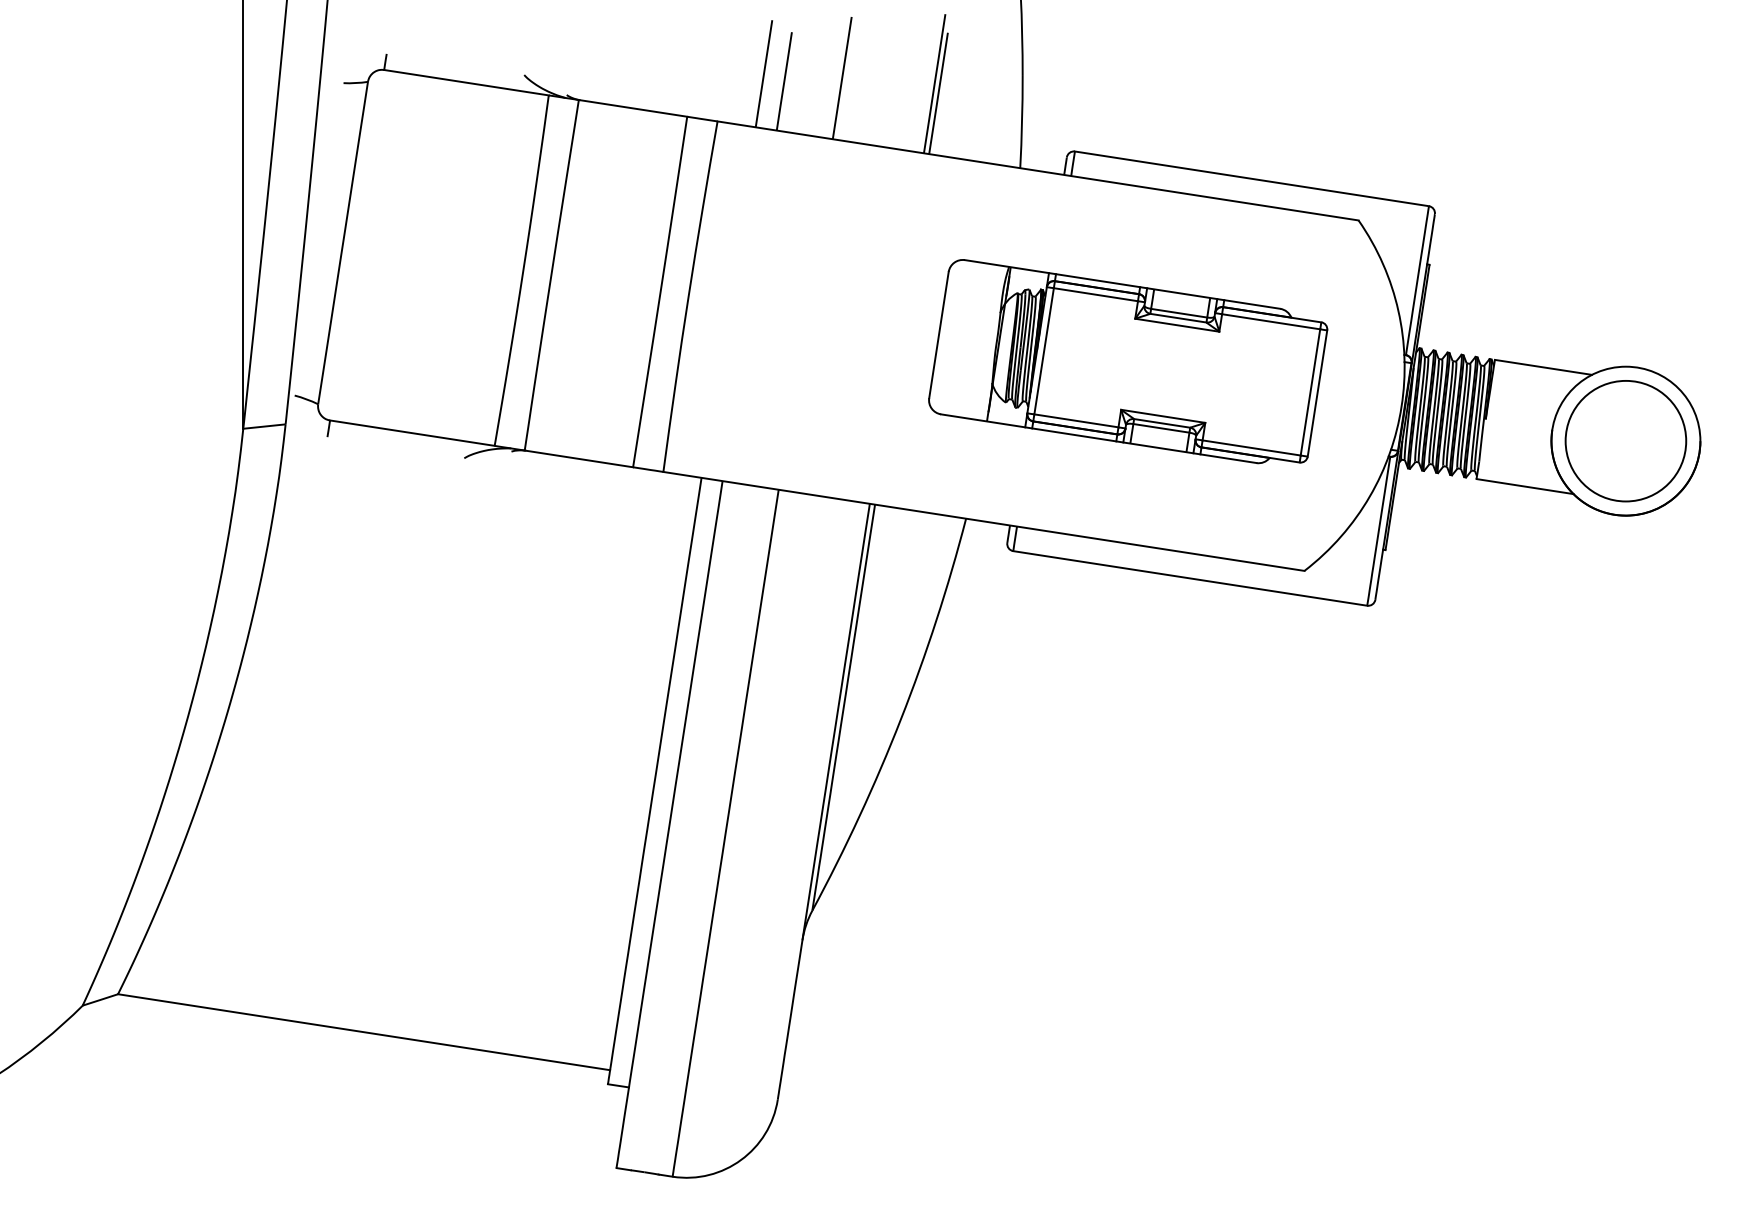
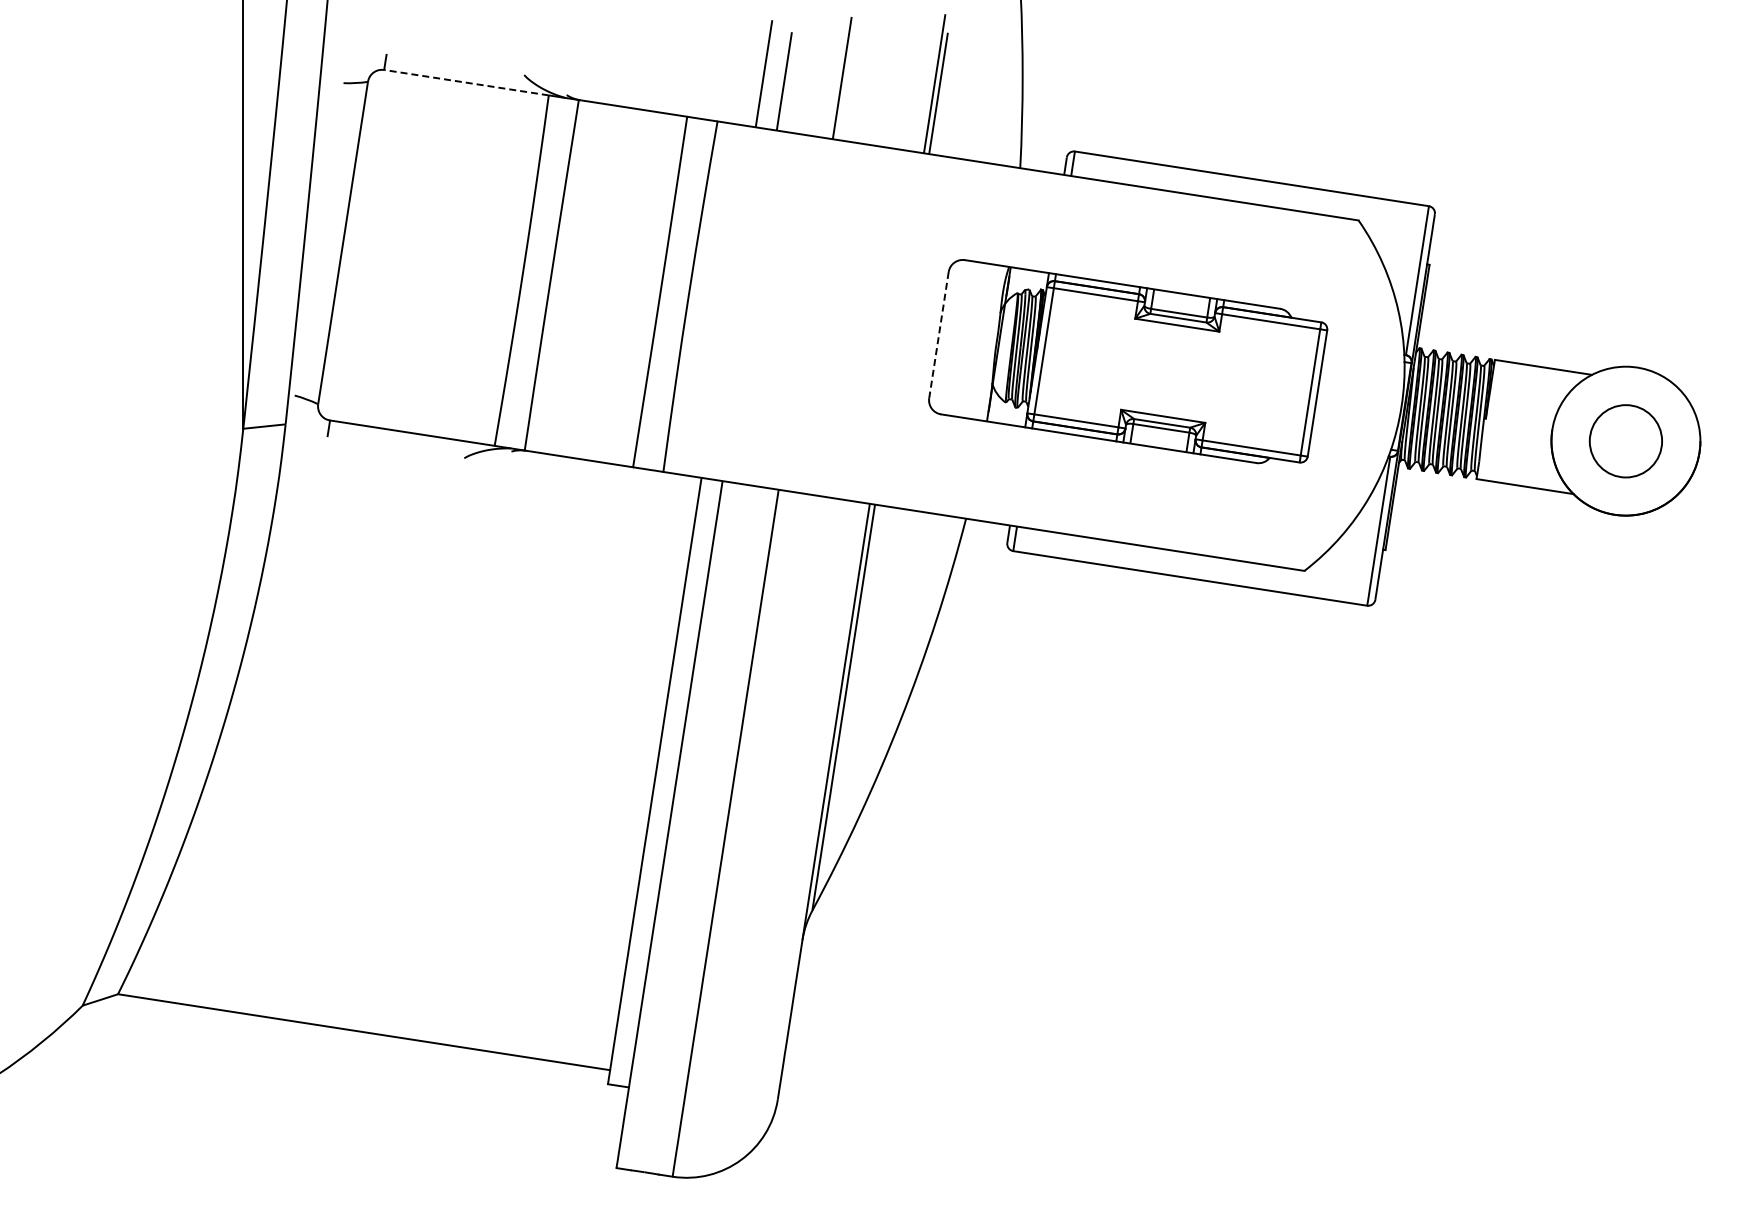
line: solid -> dashed (466, 82)
line: solid -> dashed (938, 335)
circle size: 124x123 px -> 75x75 px (1625, 441)
